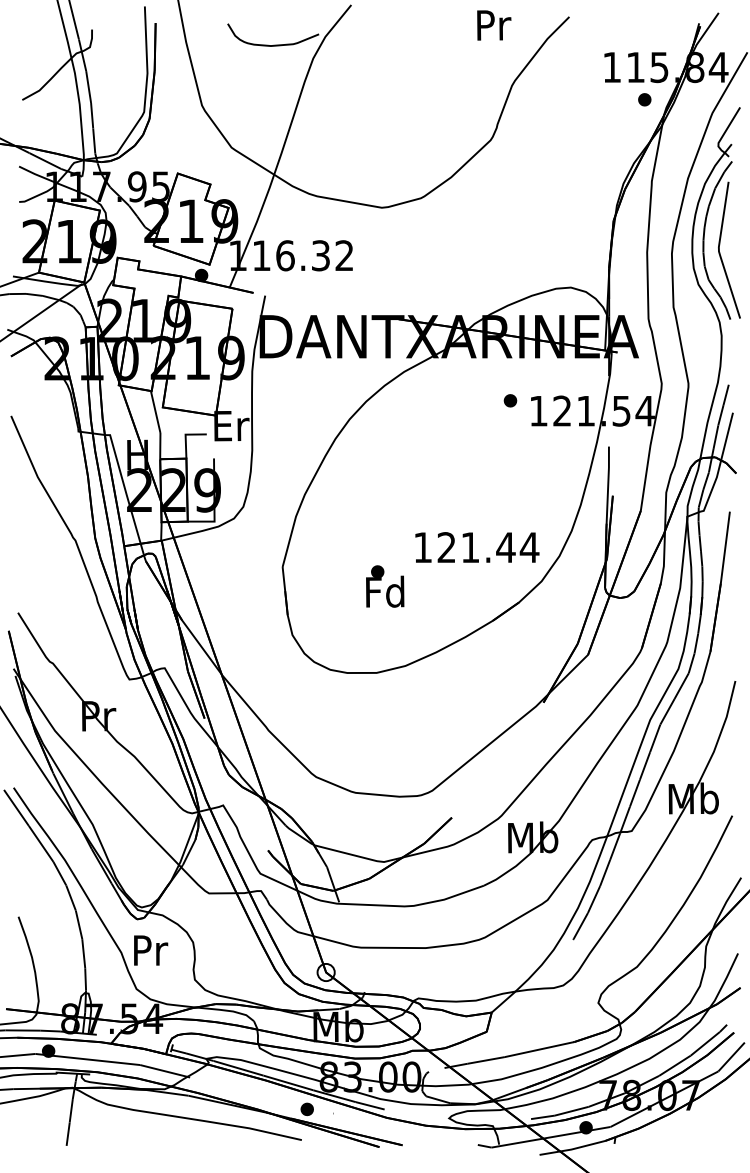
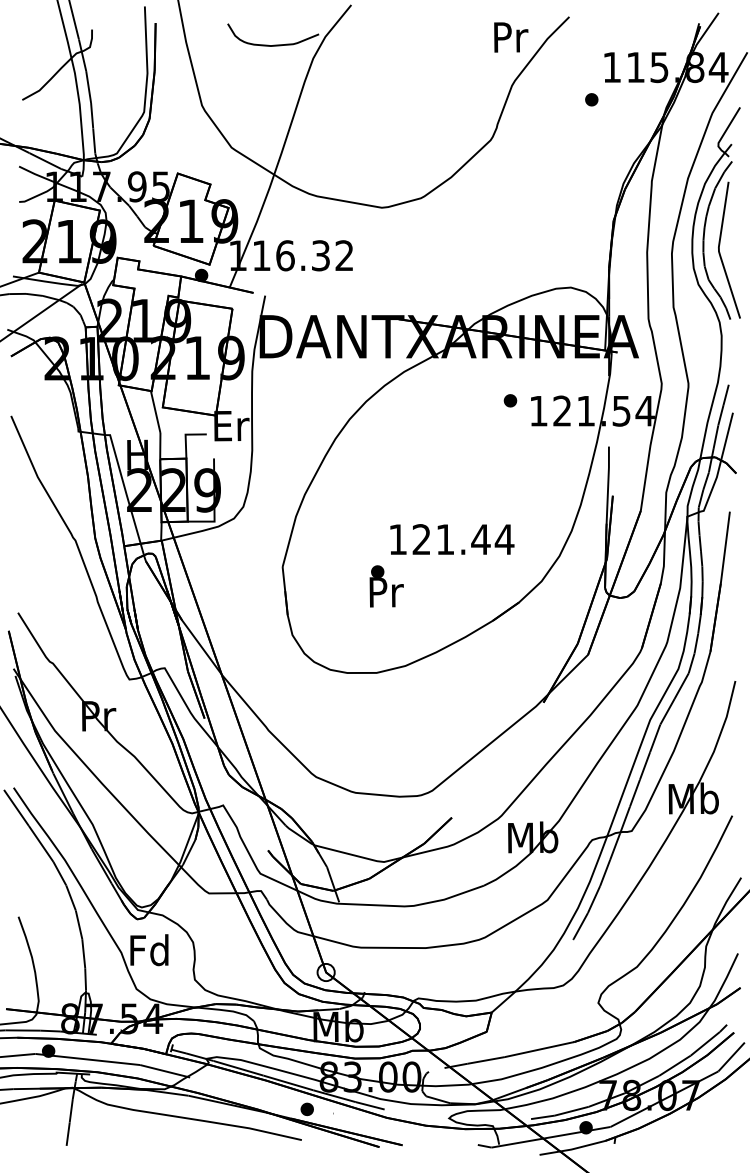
text position: (494, 25) -> (511, 37) (511, 37)
part position: (644, 99) -> (591, 99) (591, 99)
text position: (477, 547) -> (452, 539) (452, 539)
text: Fd -> Pr (385, 591)
text: Pr -> Fd (149, 950)
